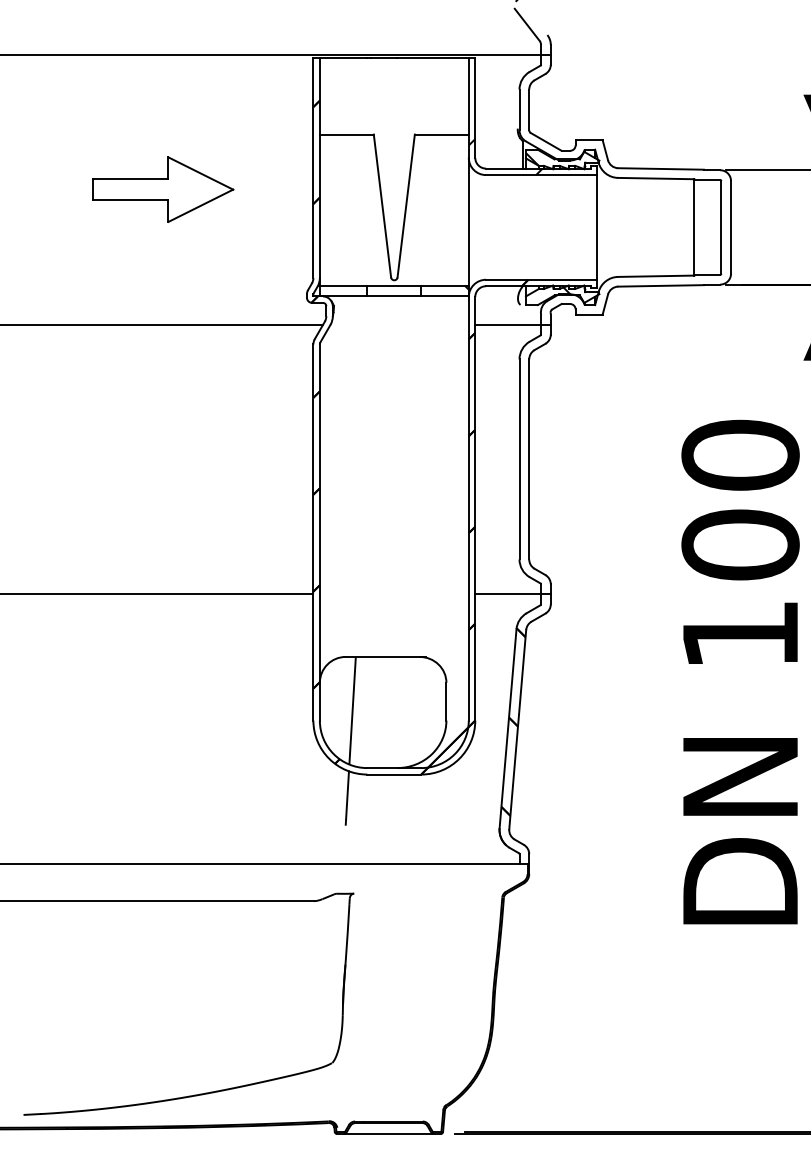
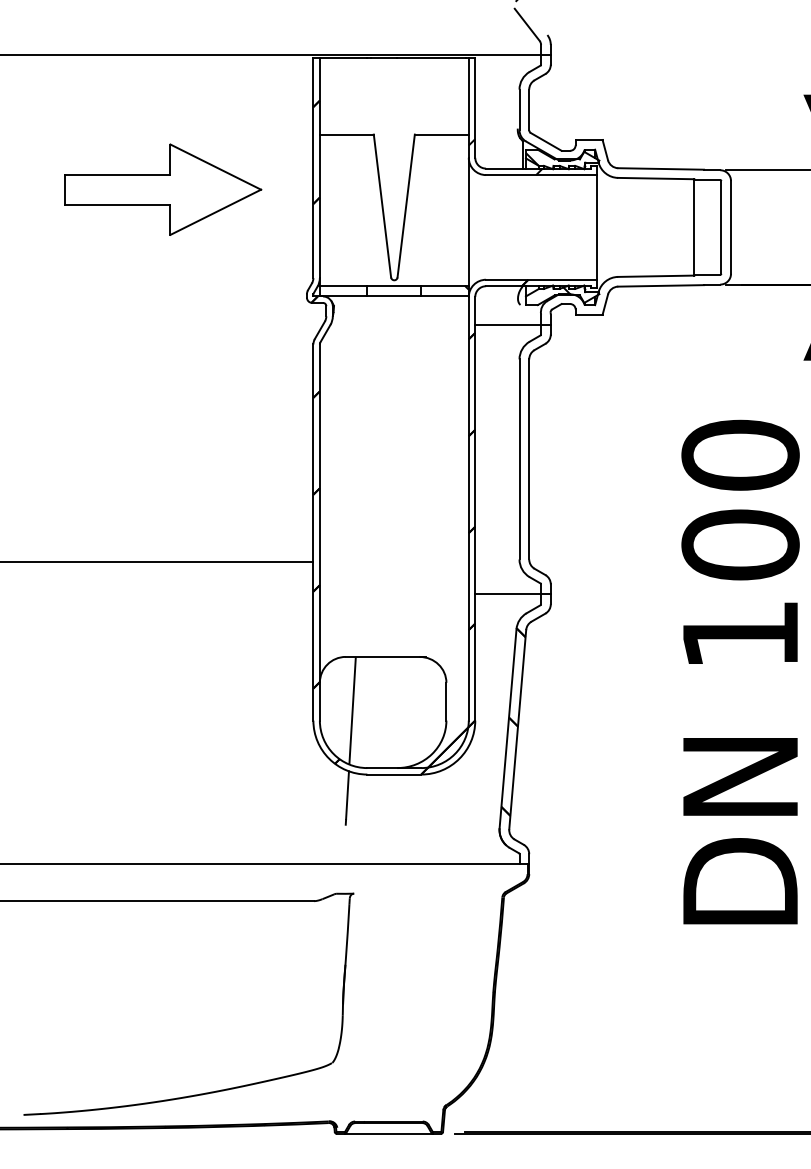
part size: 143x67 px -> 199x93 px (163, 189)
line: present -> none (162, 324)
line position: (157, 594) -> (157, 562) (157, 562)
